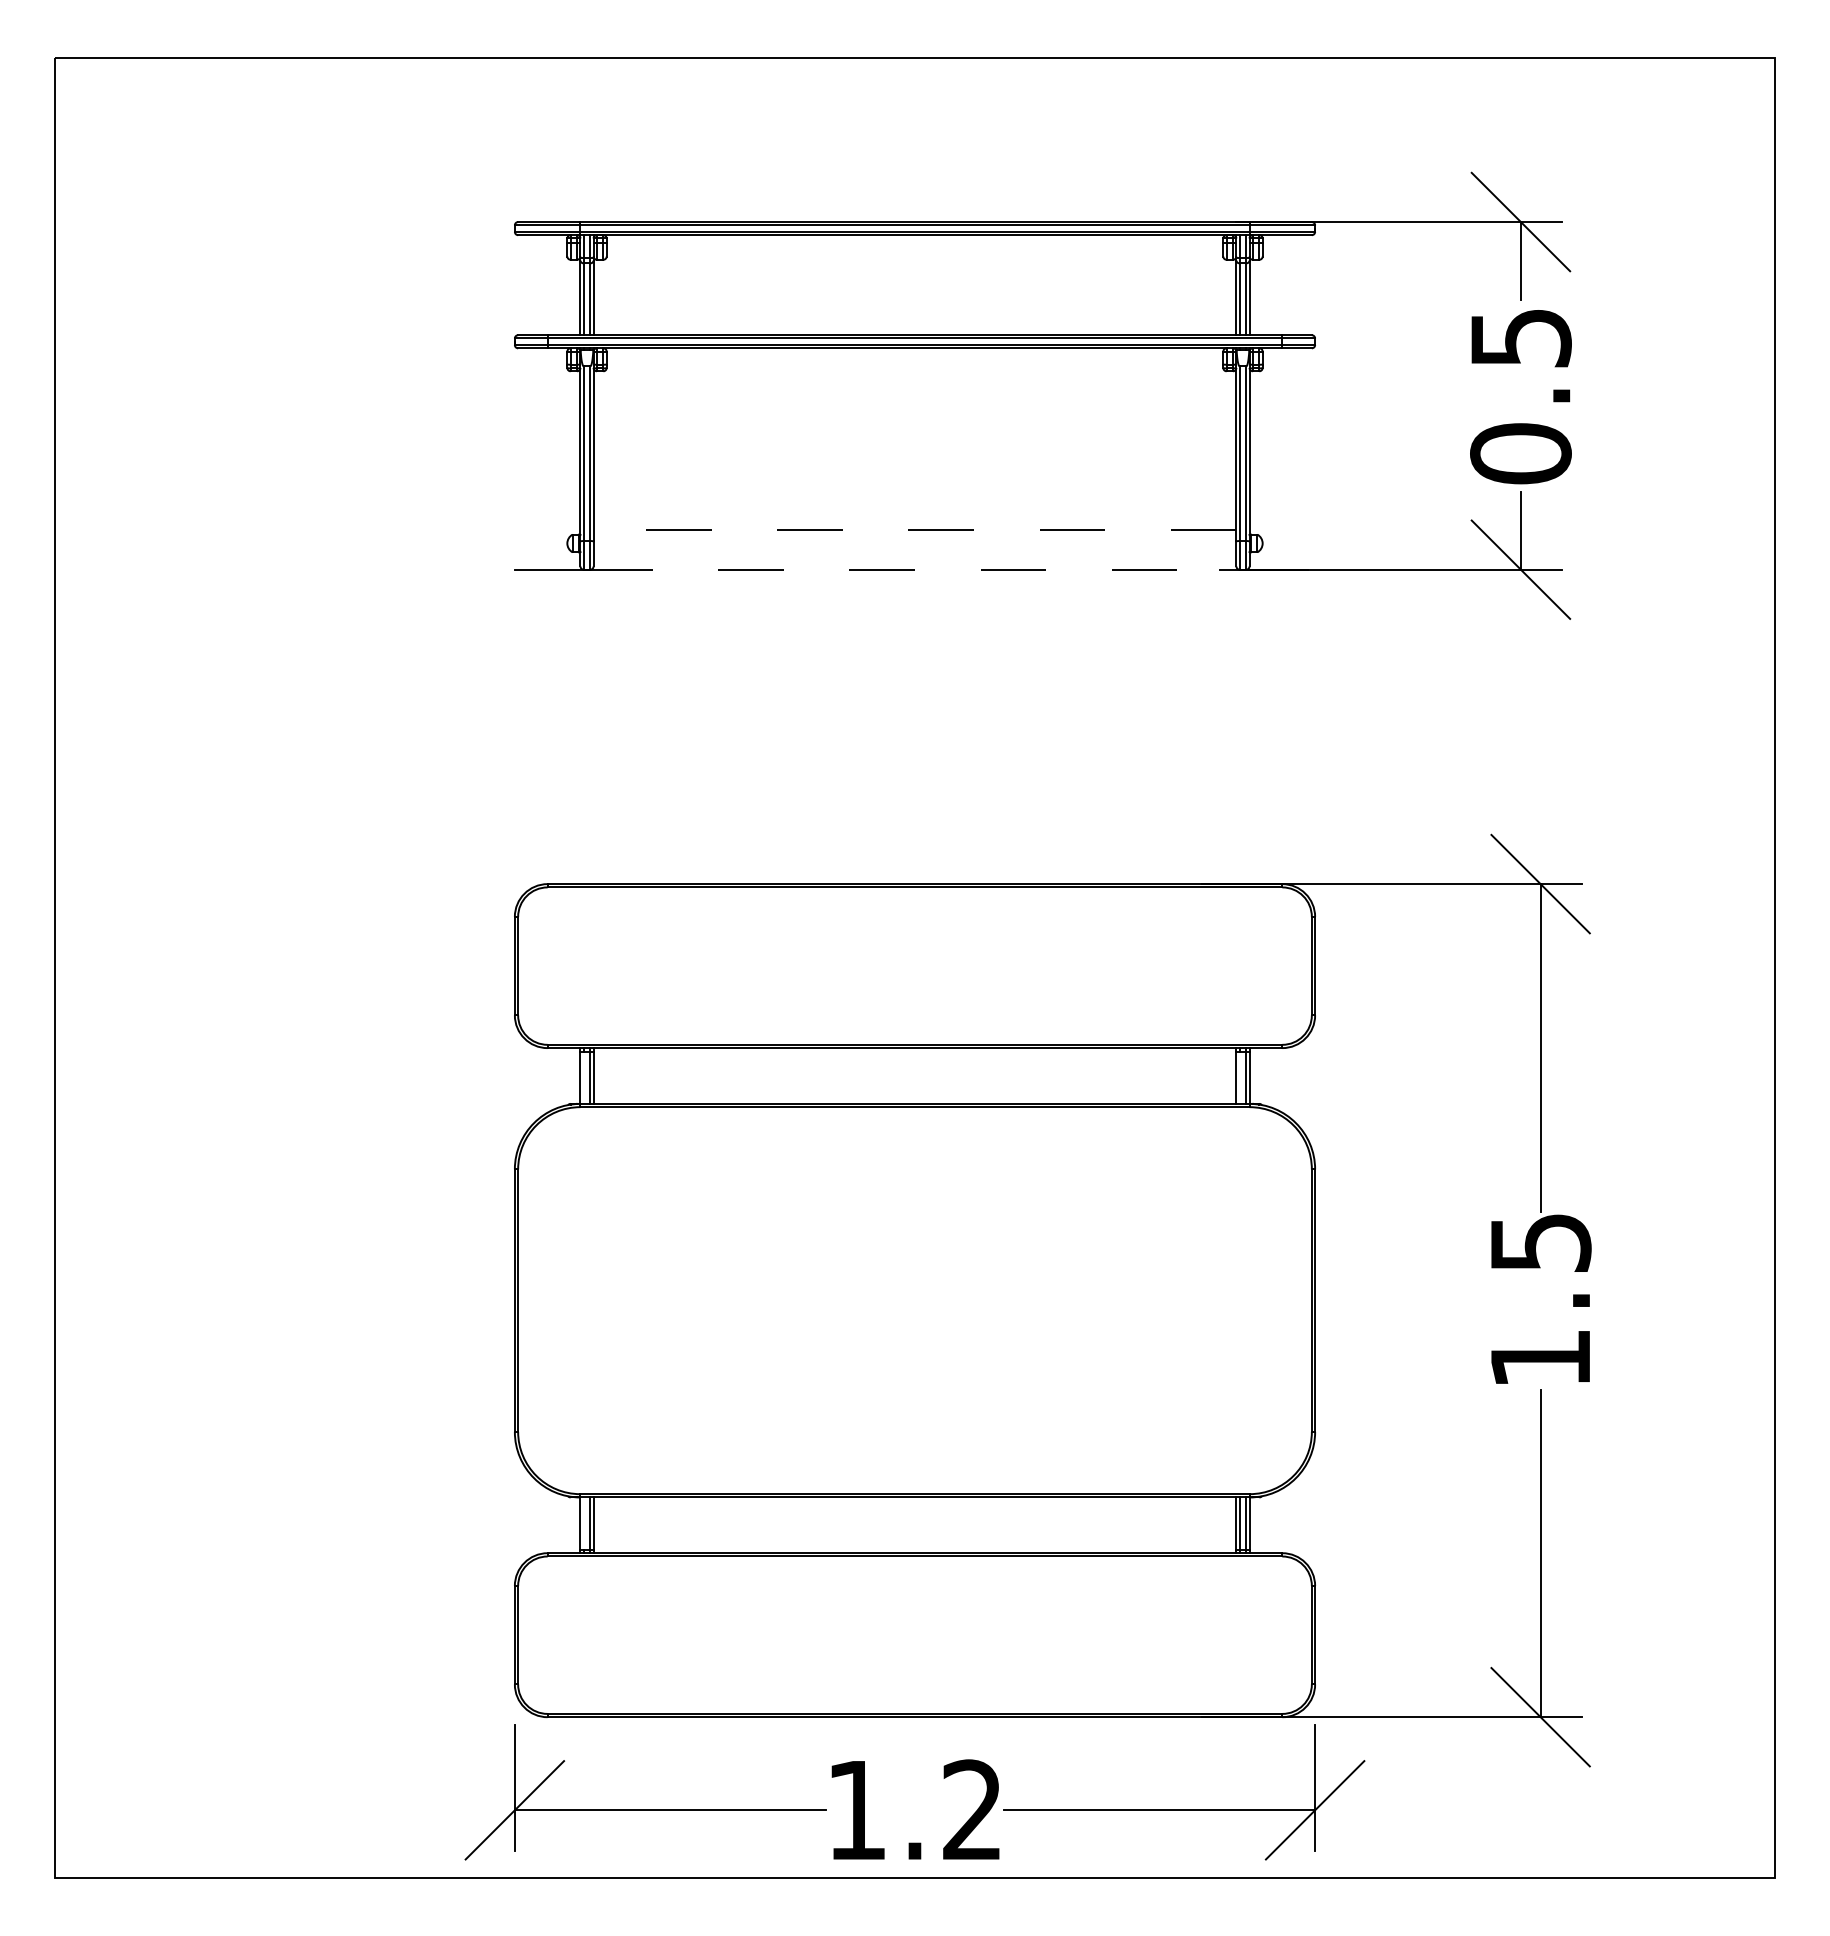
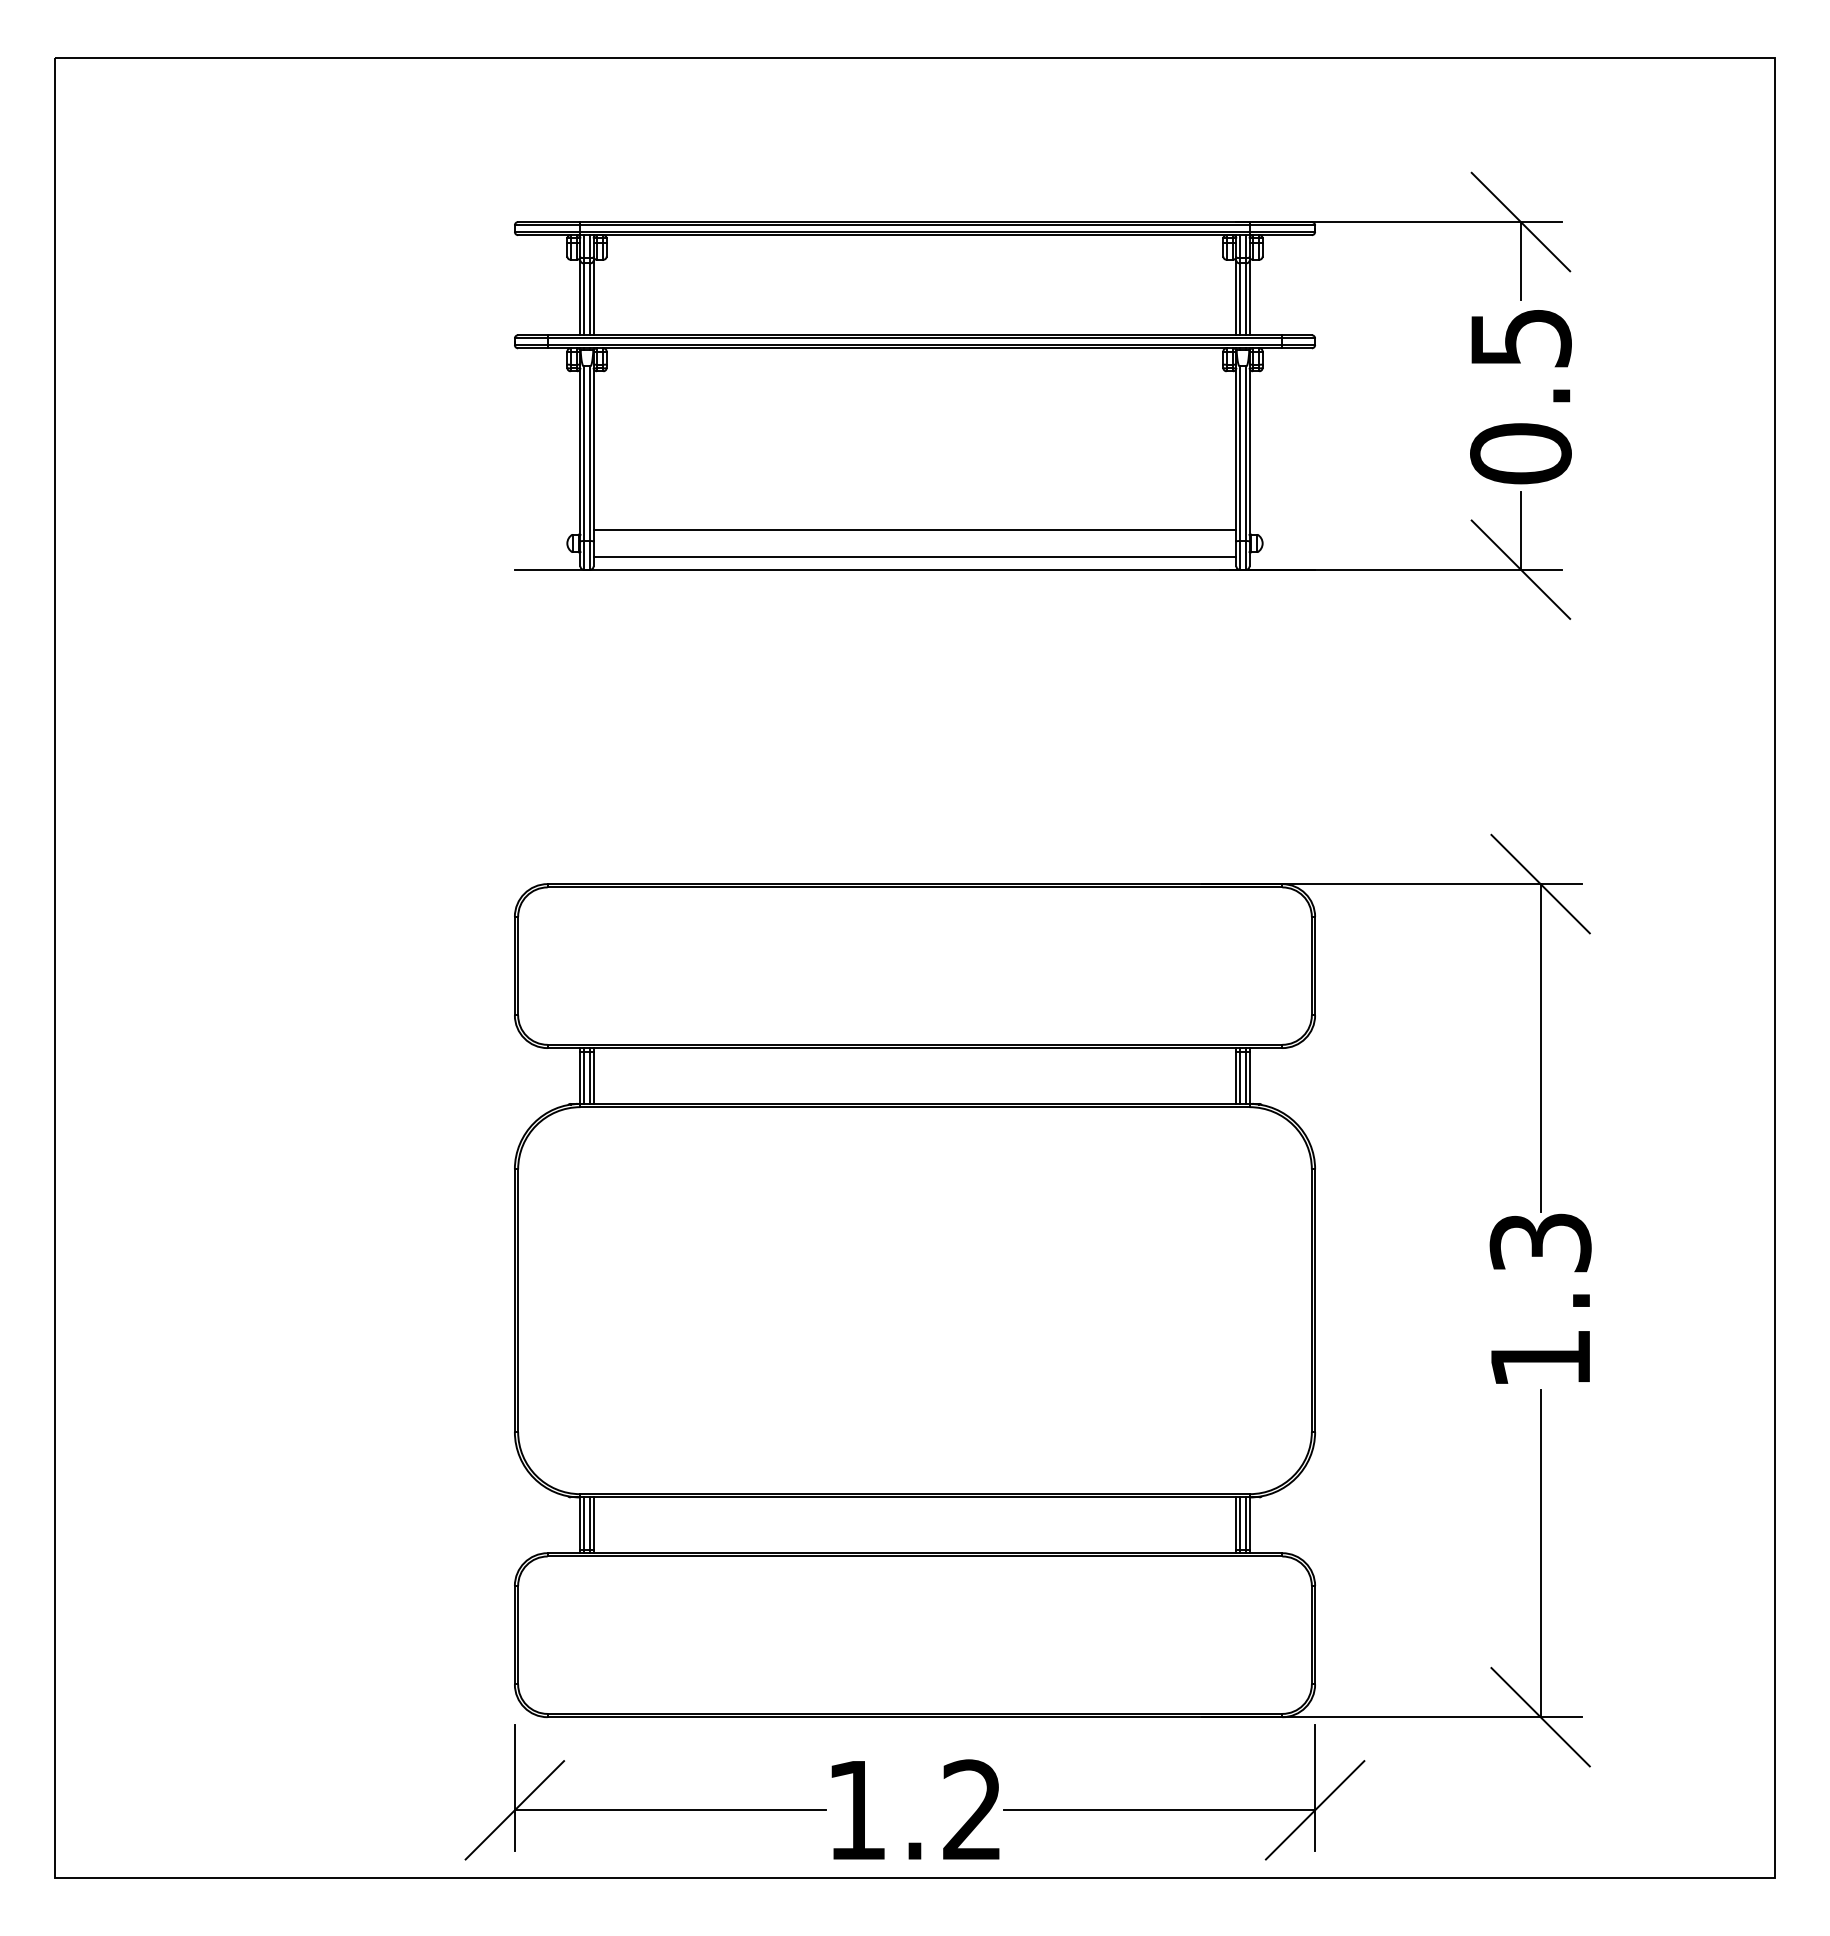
line: dashed -> solid (914, 529)
line: none -> present (914, 557)
line: dashed -> solid (951, 569)
line: none -> present (583, 1077)
line: none -> present (1239, 1077)
text: 1.5 -> 1.3 (1540, 1242)
line: none -> present (583, 1523)
